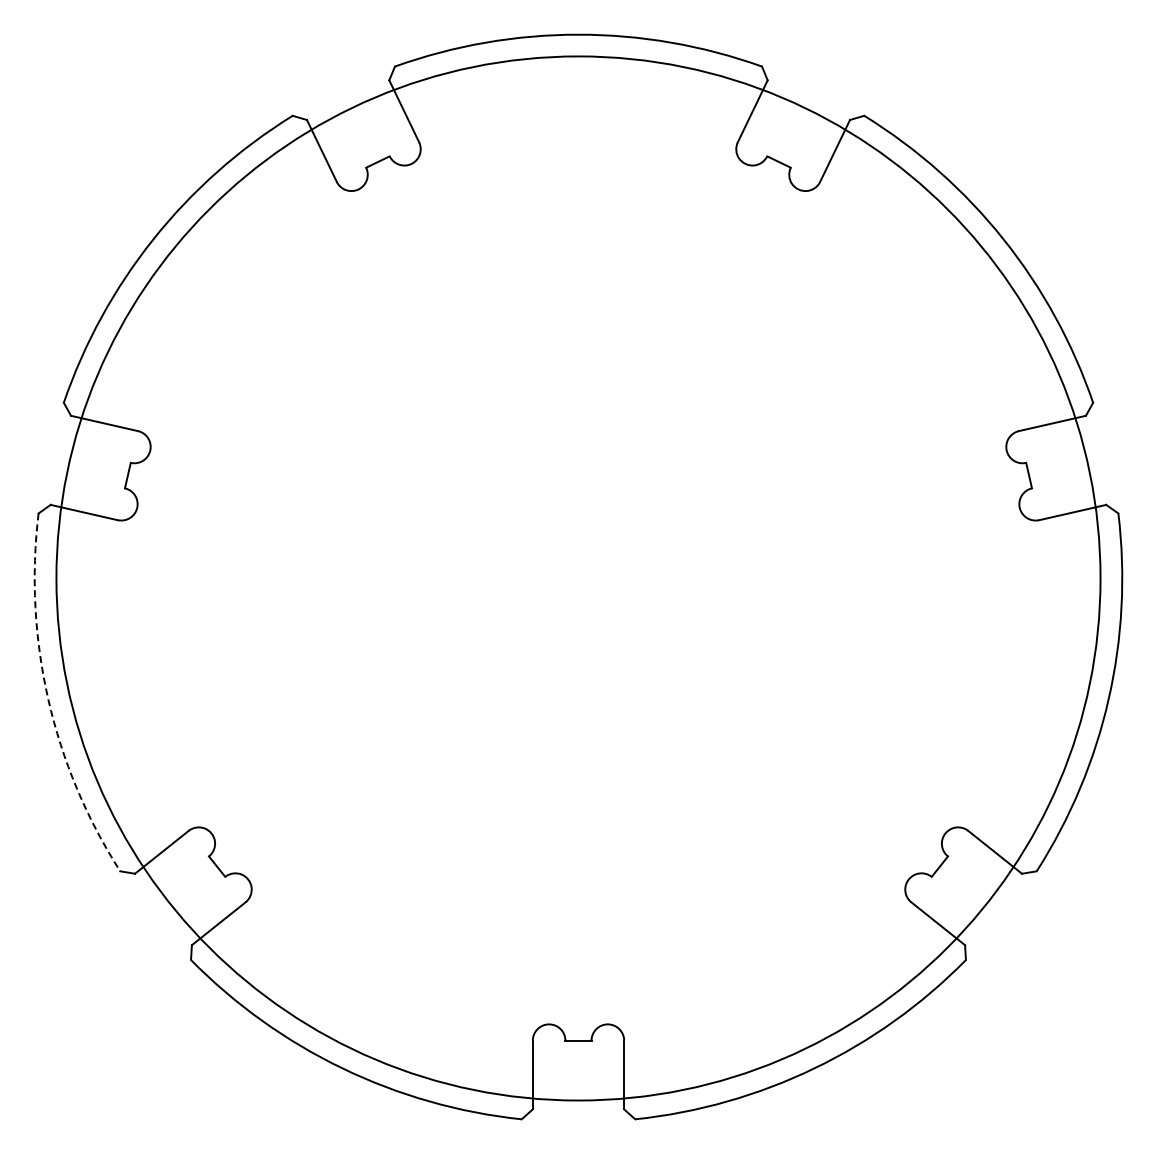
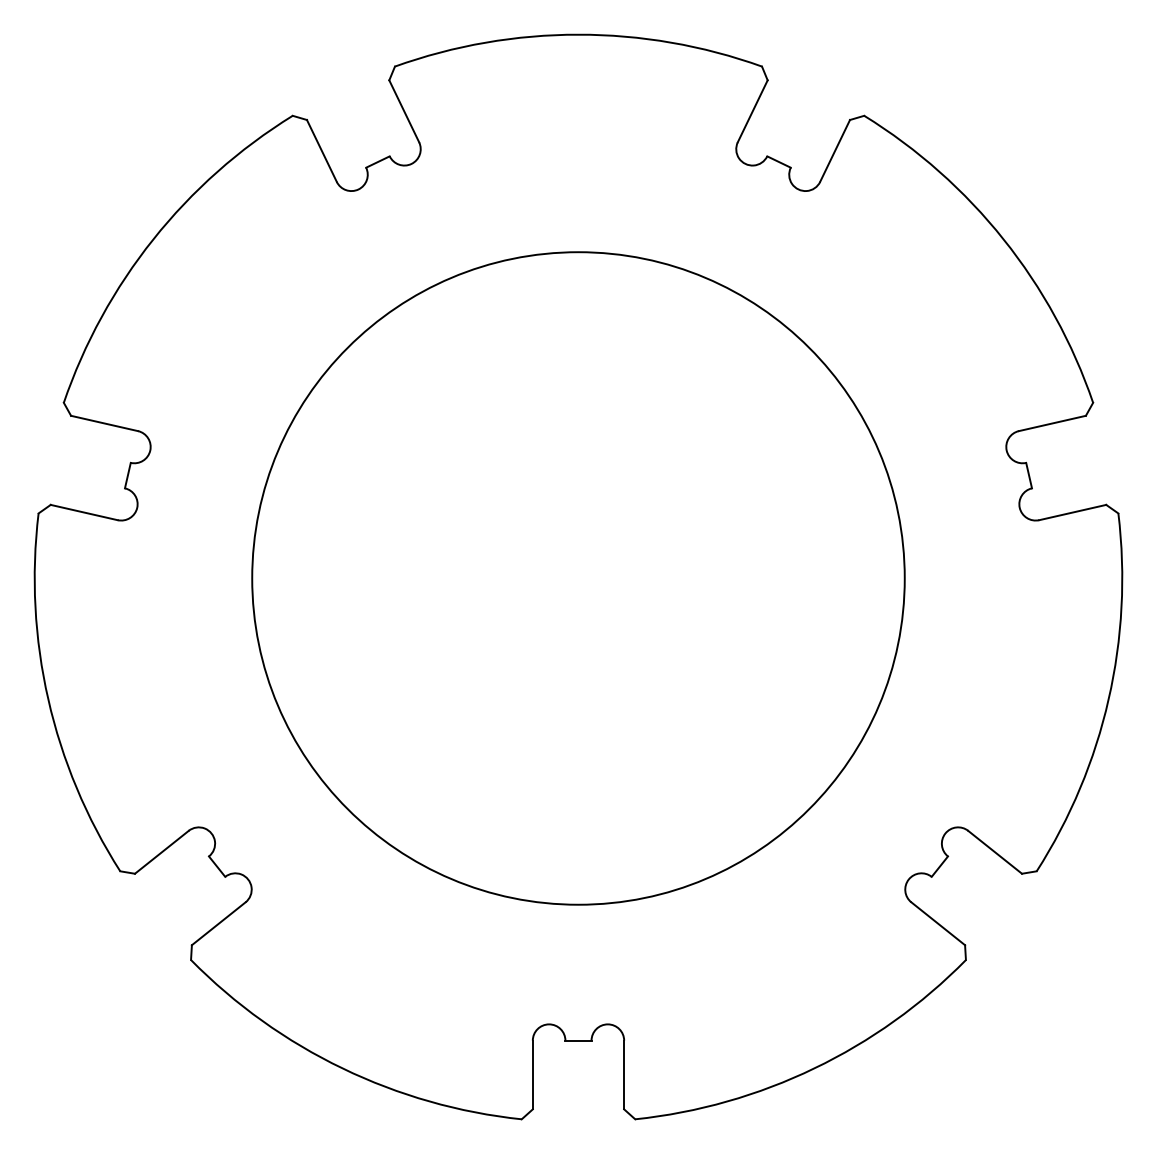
circle diameter: 1044 px -> 653 px (578, 578)
arc: dashed -> solid (48, 699)
